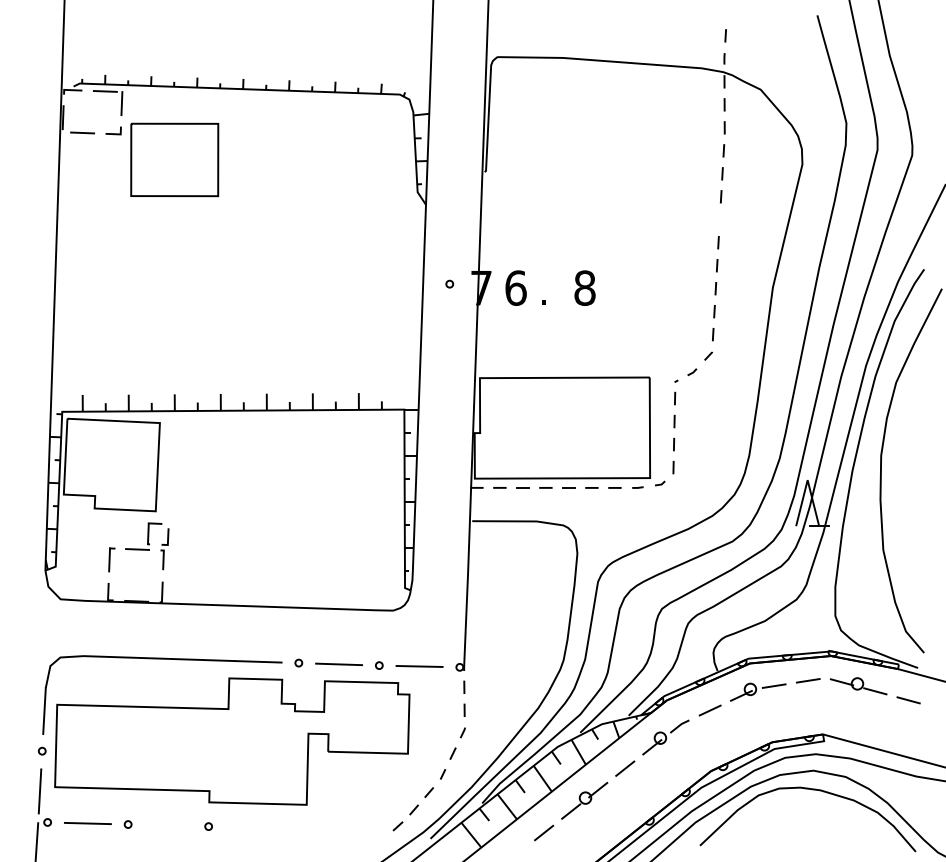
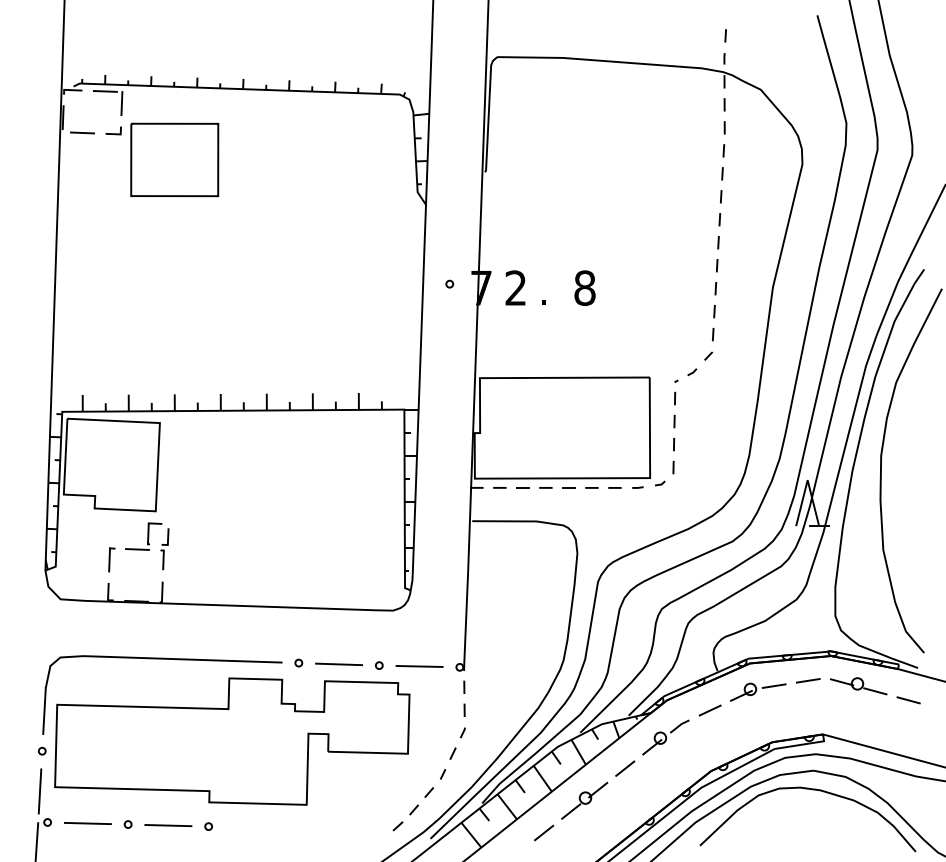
line: none -> present (719, 219)
text: 6 -> 2 (515, 287)
line: none -> present (168, 825)
